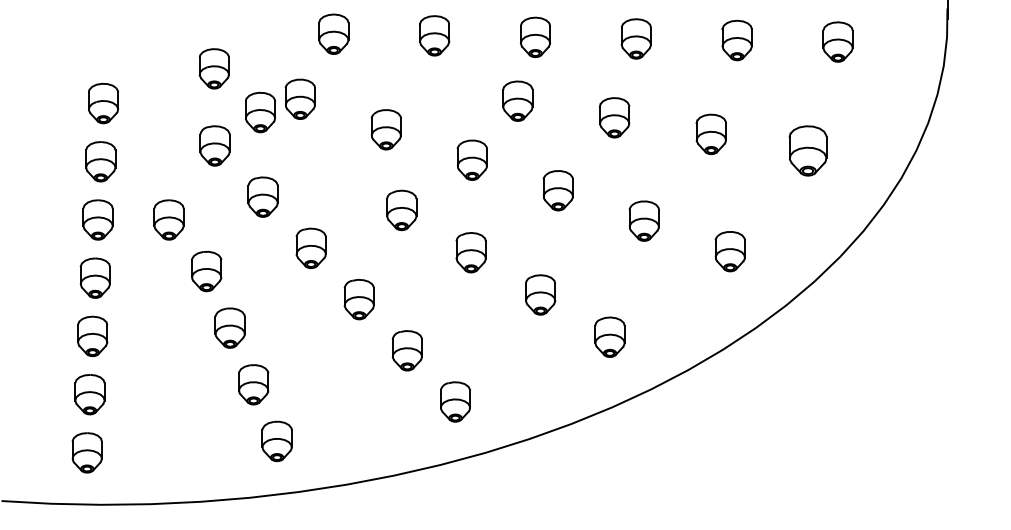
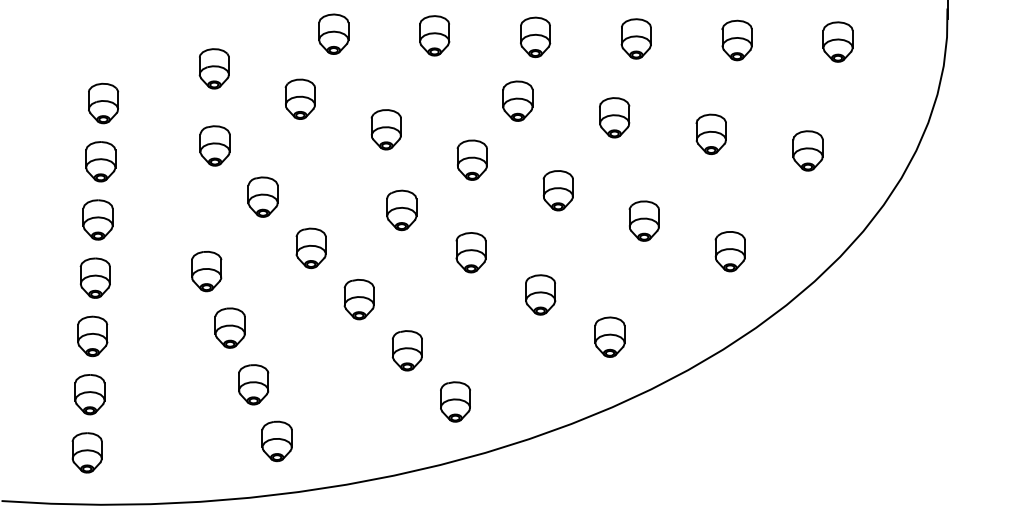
part: present -> none (260, 112)
part size: 40x52 px -> 32x42 px (807, 150)
part: present -> none (168, 219)
